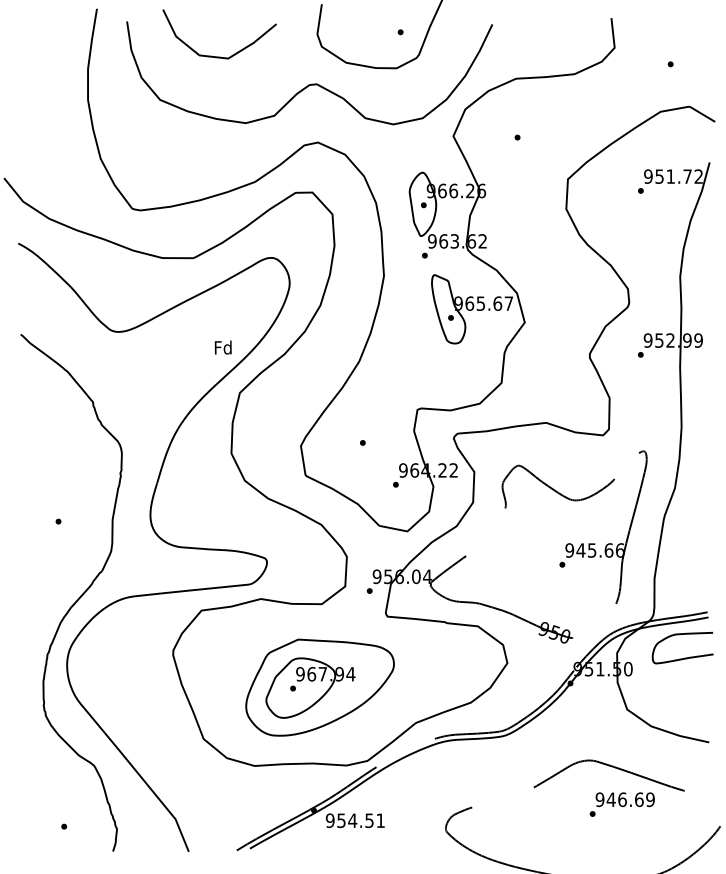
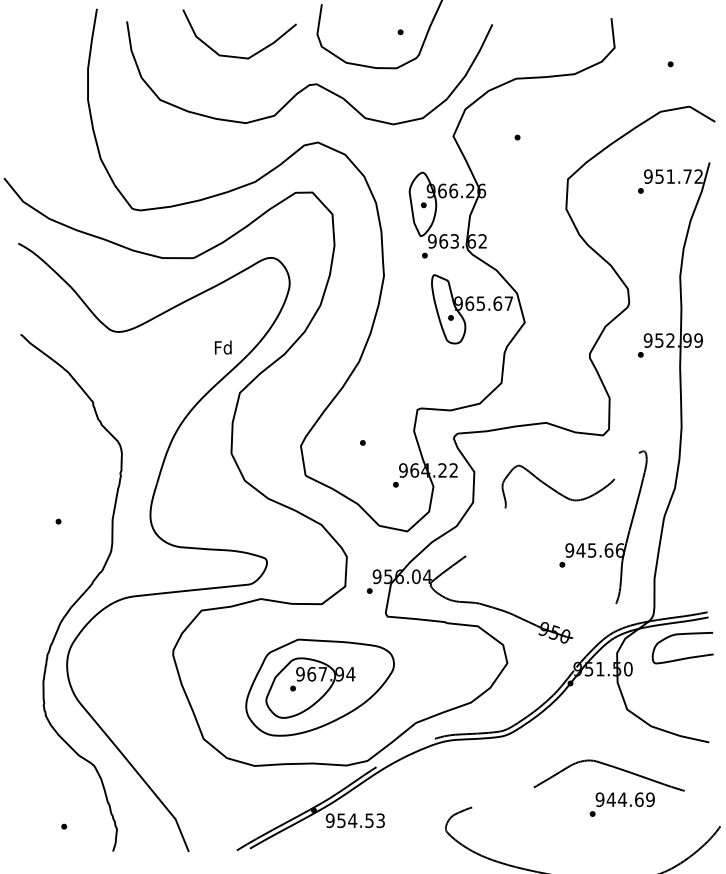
curve position: (219, 56) -> (239, 56) (239, 56)
text: 946.69 -> 944.69 (622, 799)
text: 954.51 -> 954.53 (380, 820)
